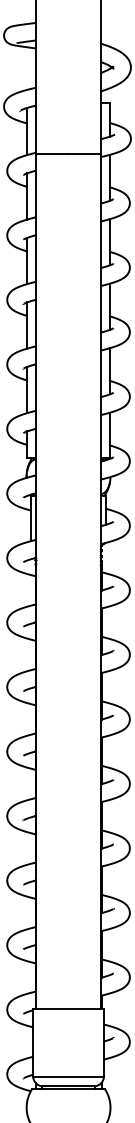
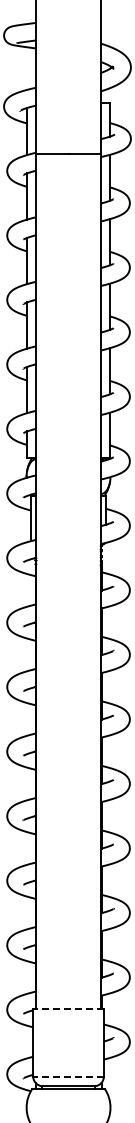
line: solid -> dashed (68, 1008)
line: solid -> dashed (68, 1076)
